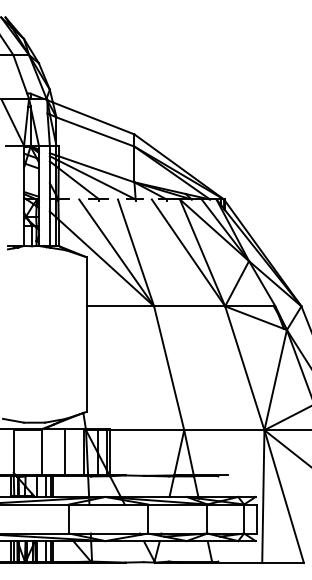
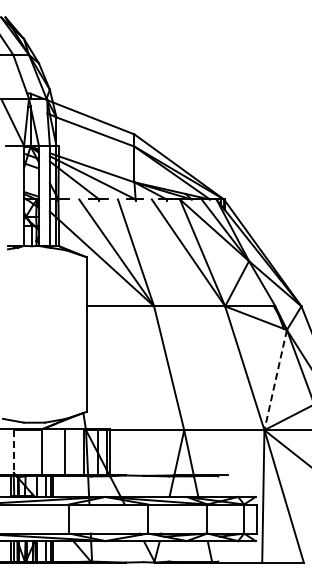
line: solid -> dashed (275, 380)
line: solid -> dashed (13, 452)
